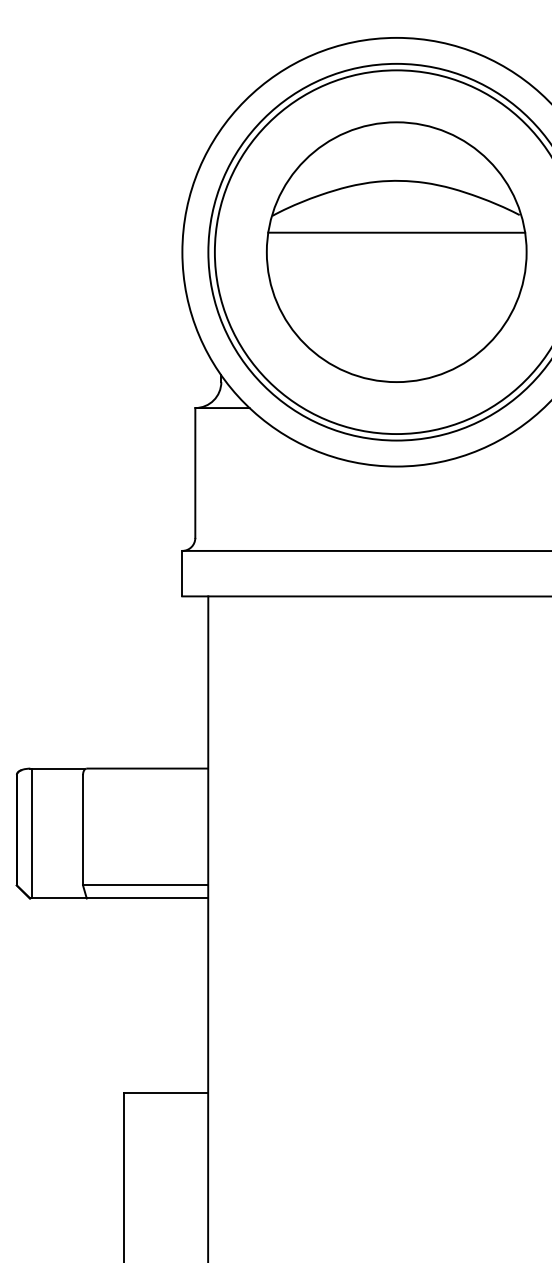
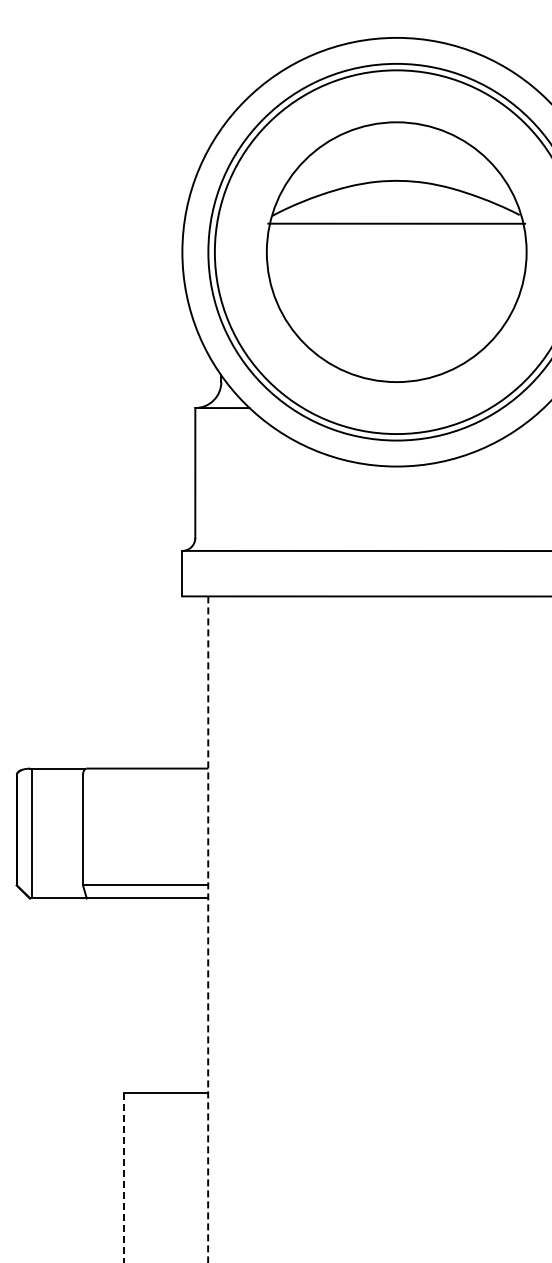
line position: (396, 232) -> (396, 223) (396, 223)
line: solid -> dashed (208, 929)
line: solid -> dashed (123, 1178)
